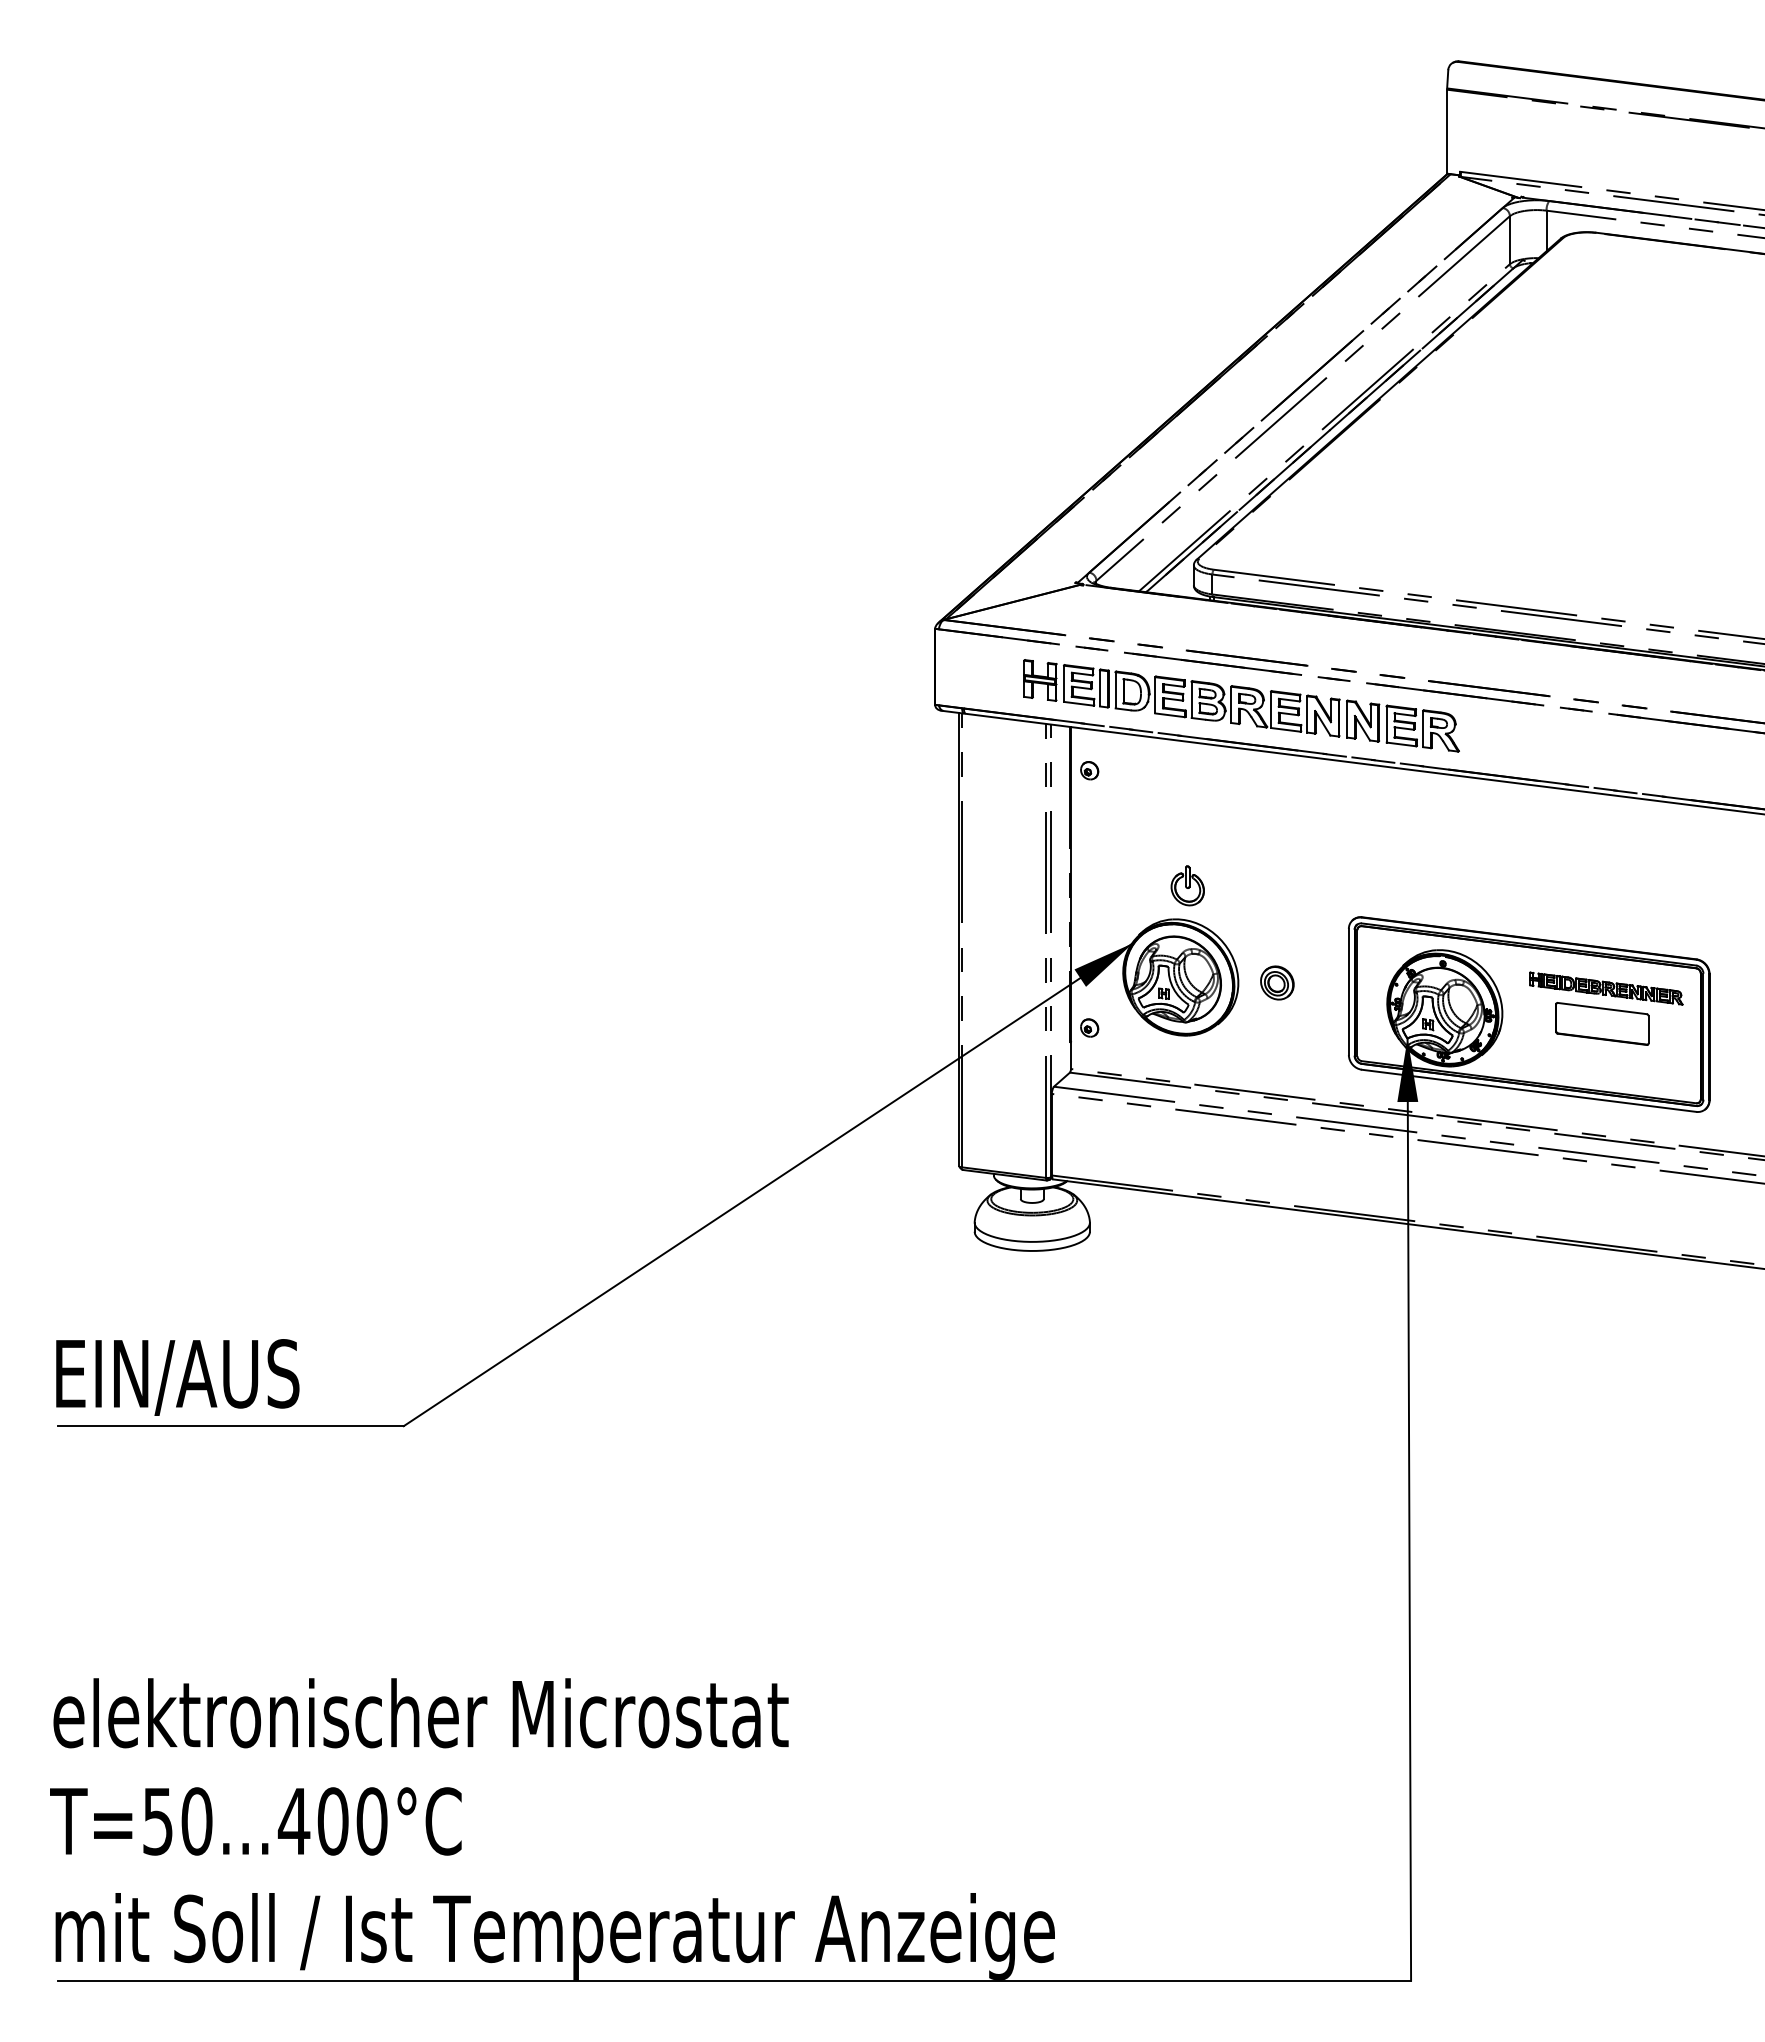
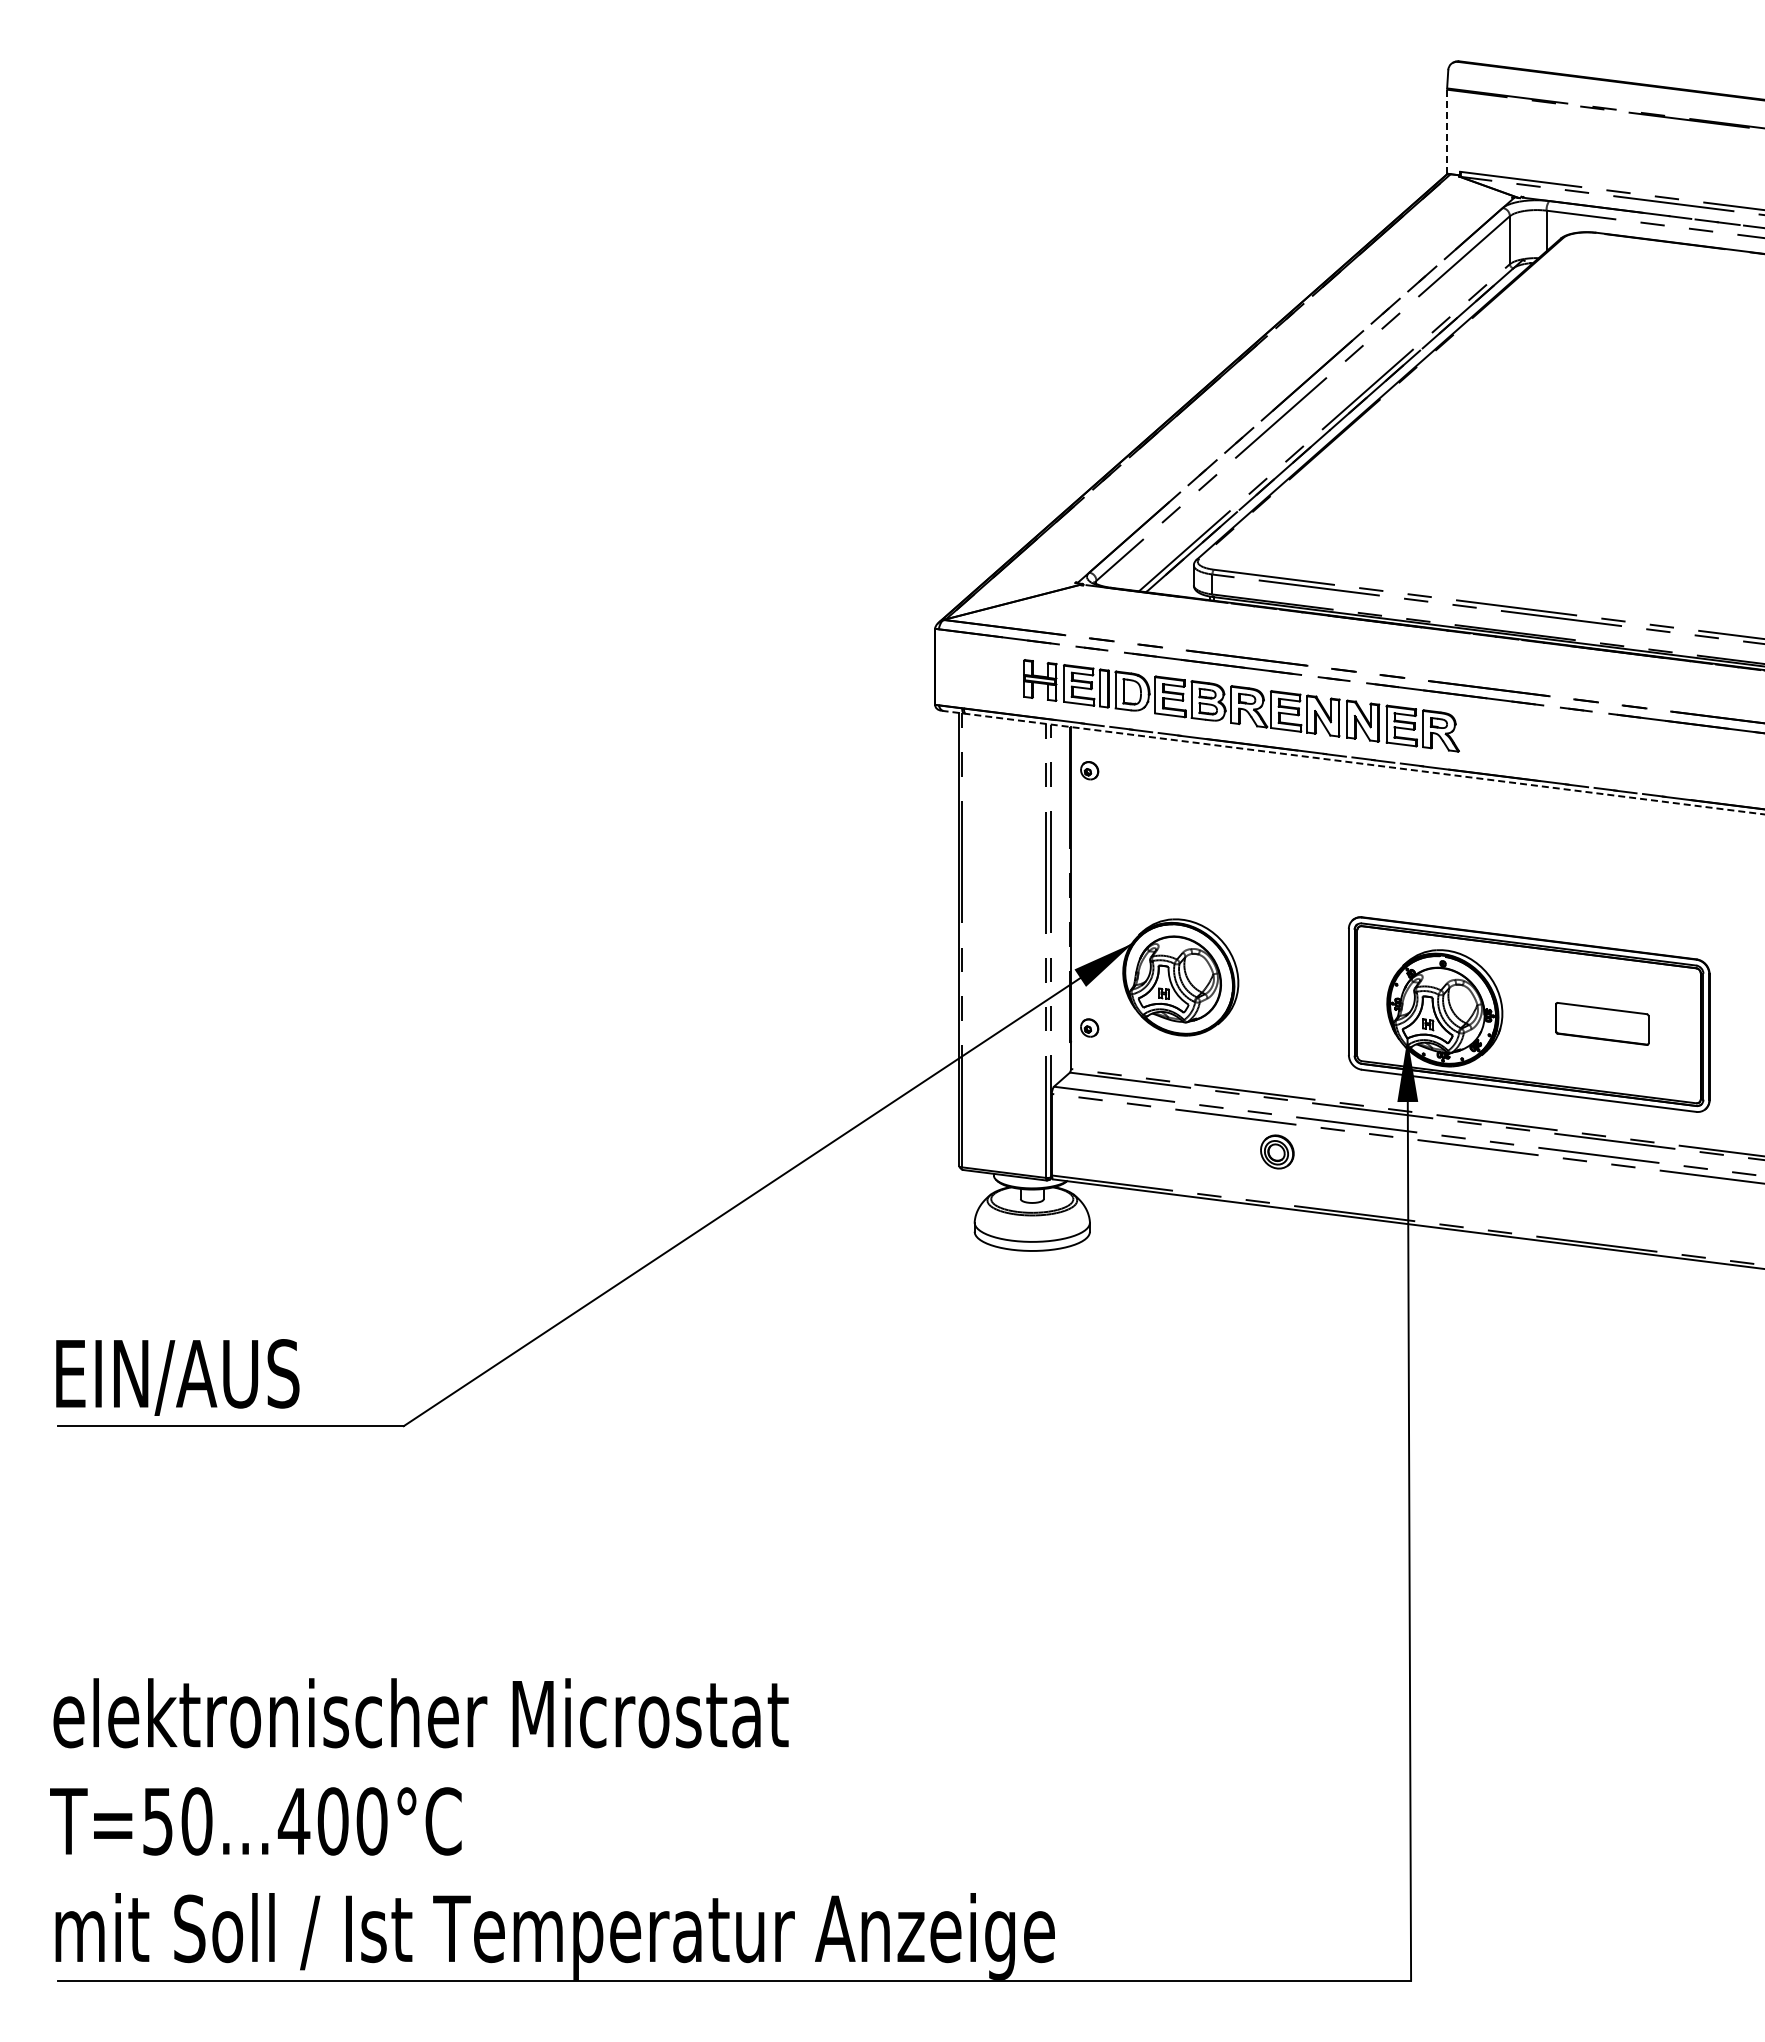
line: solid -> dashed (1447, 131)
line: solid -> dashed (1353, 762)
part: present -> none (1187, 885)
part position: (1277, 982) -> (1277, 1151) (1277, 1151)
part: present -> none (1606, 988)
